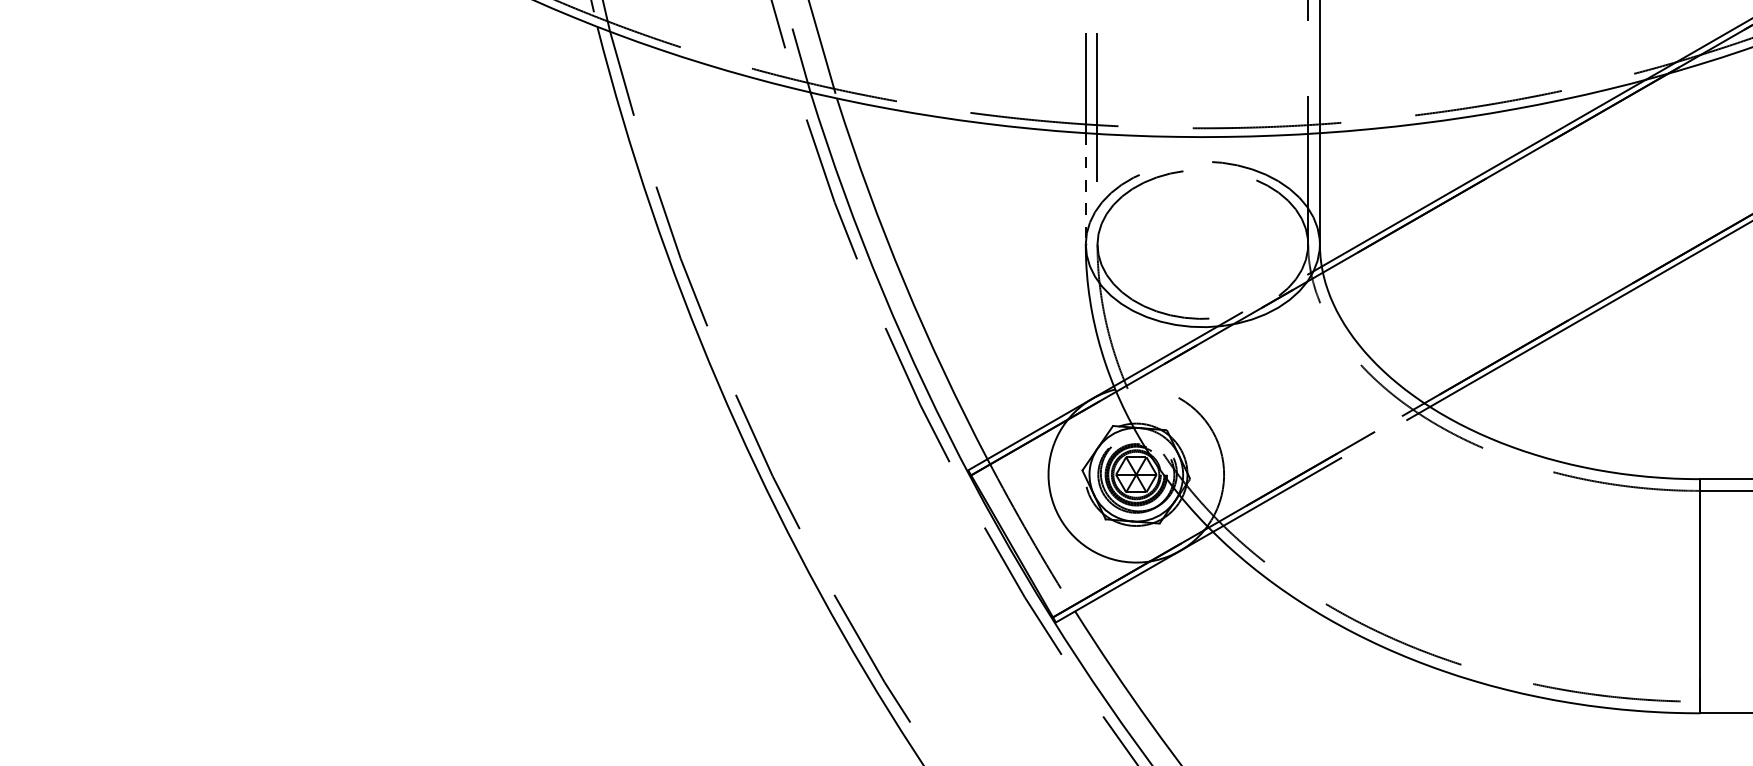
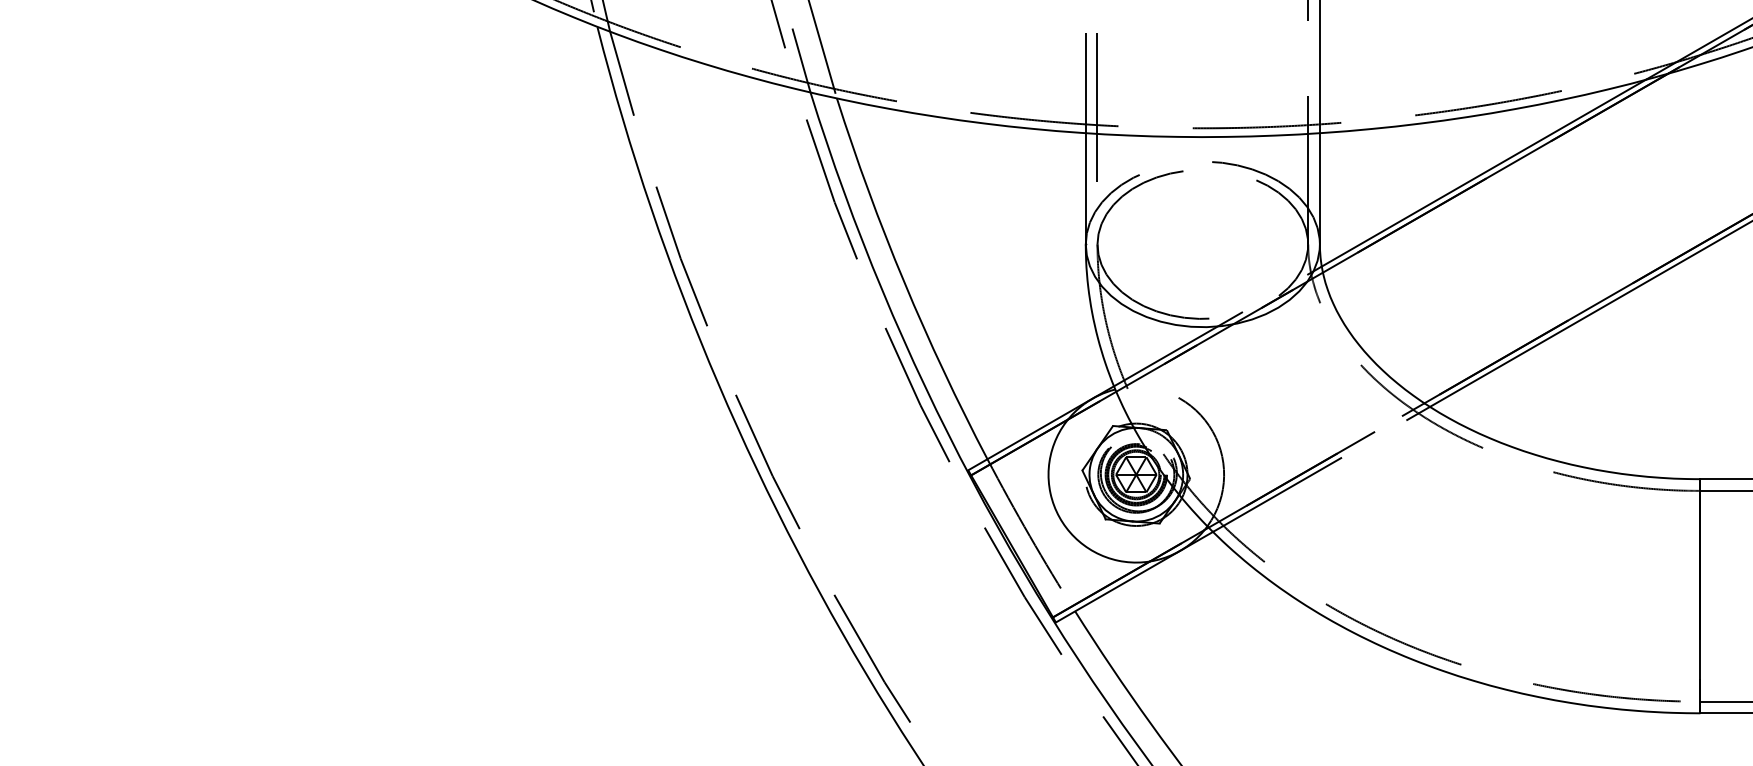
line: dashed -> solid (1085, 188)
line: none -> present (1724, 701)
